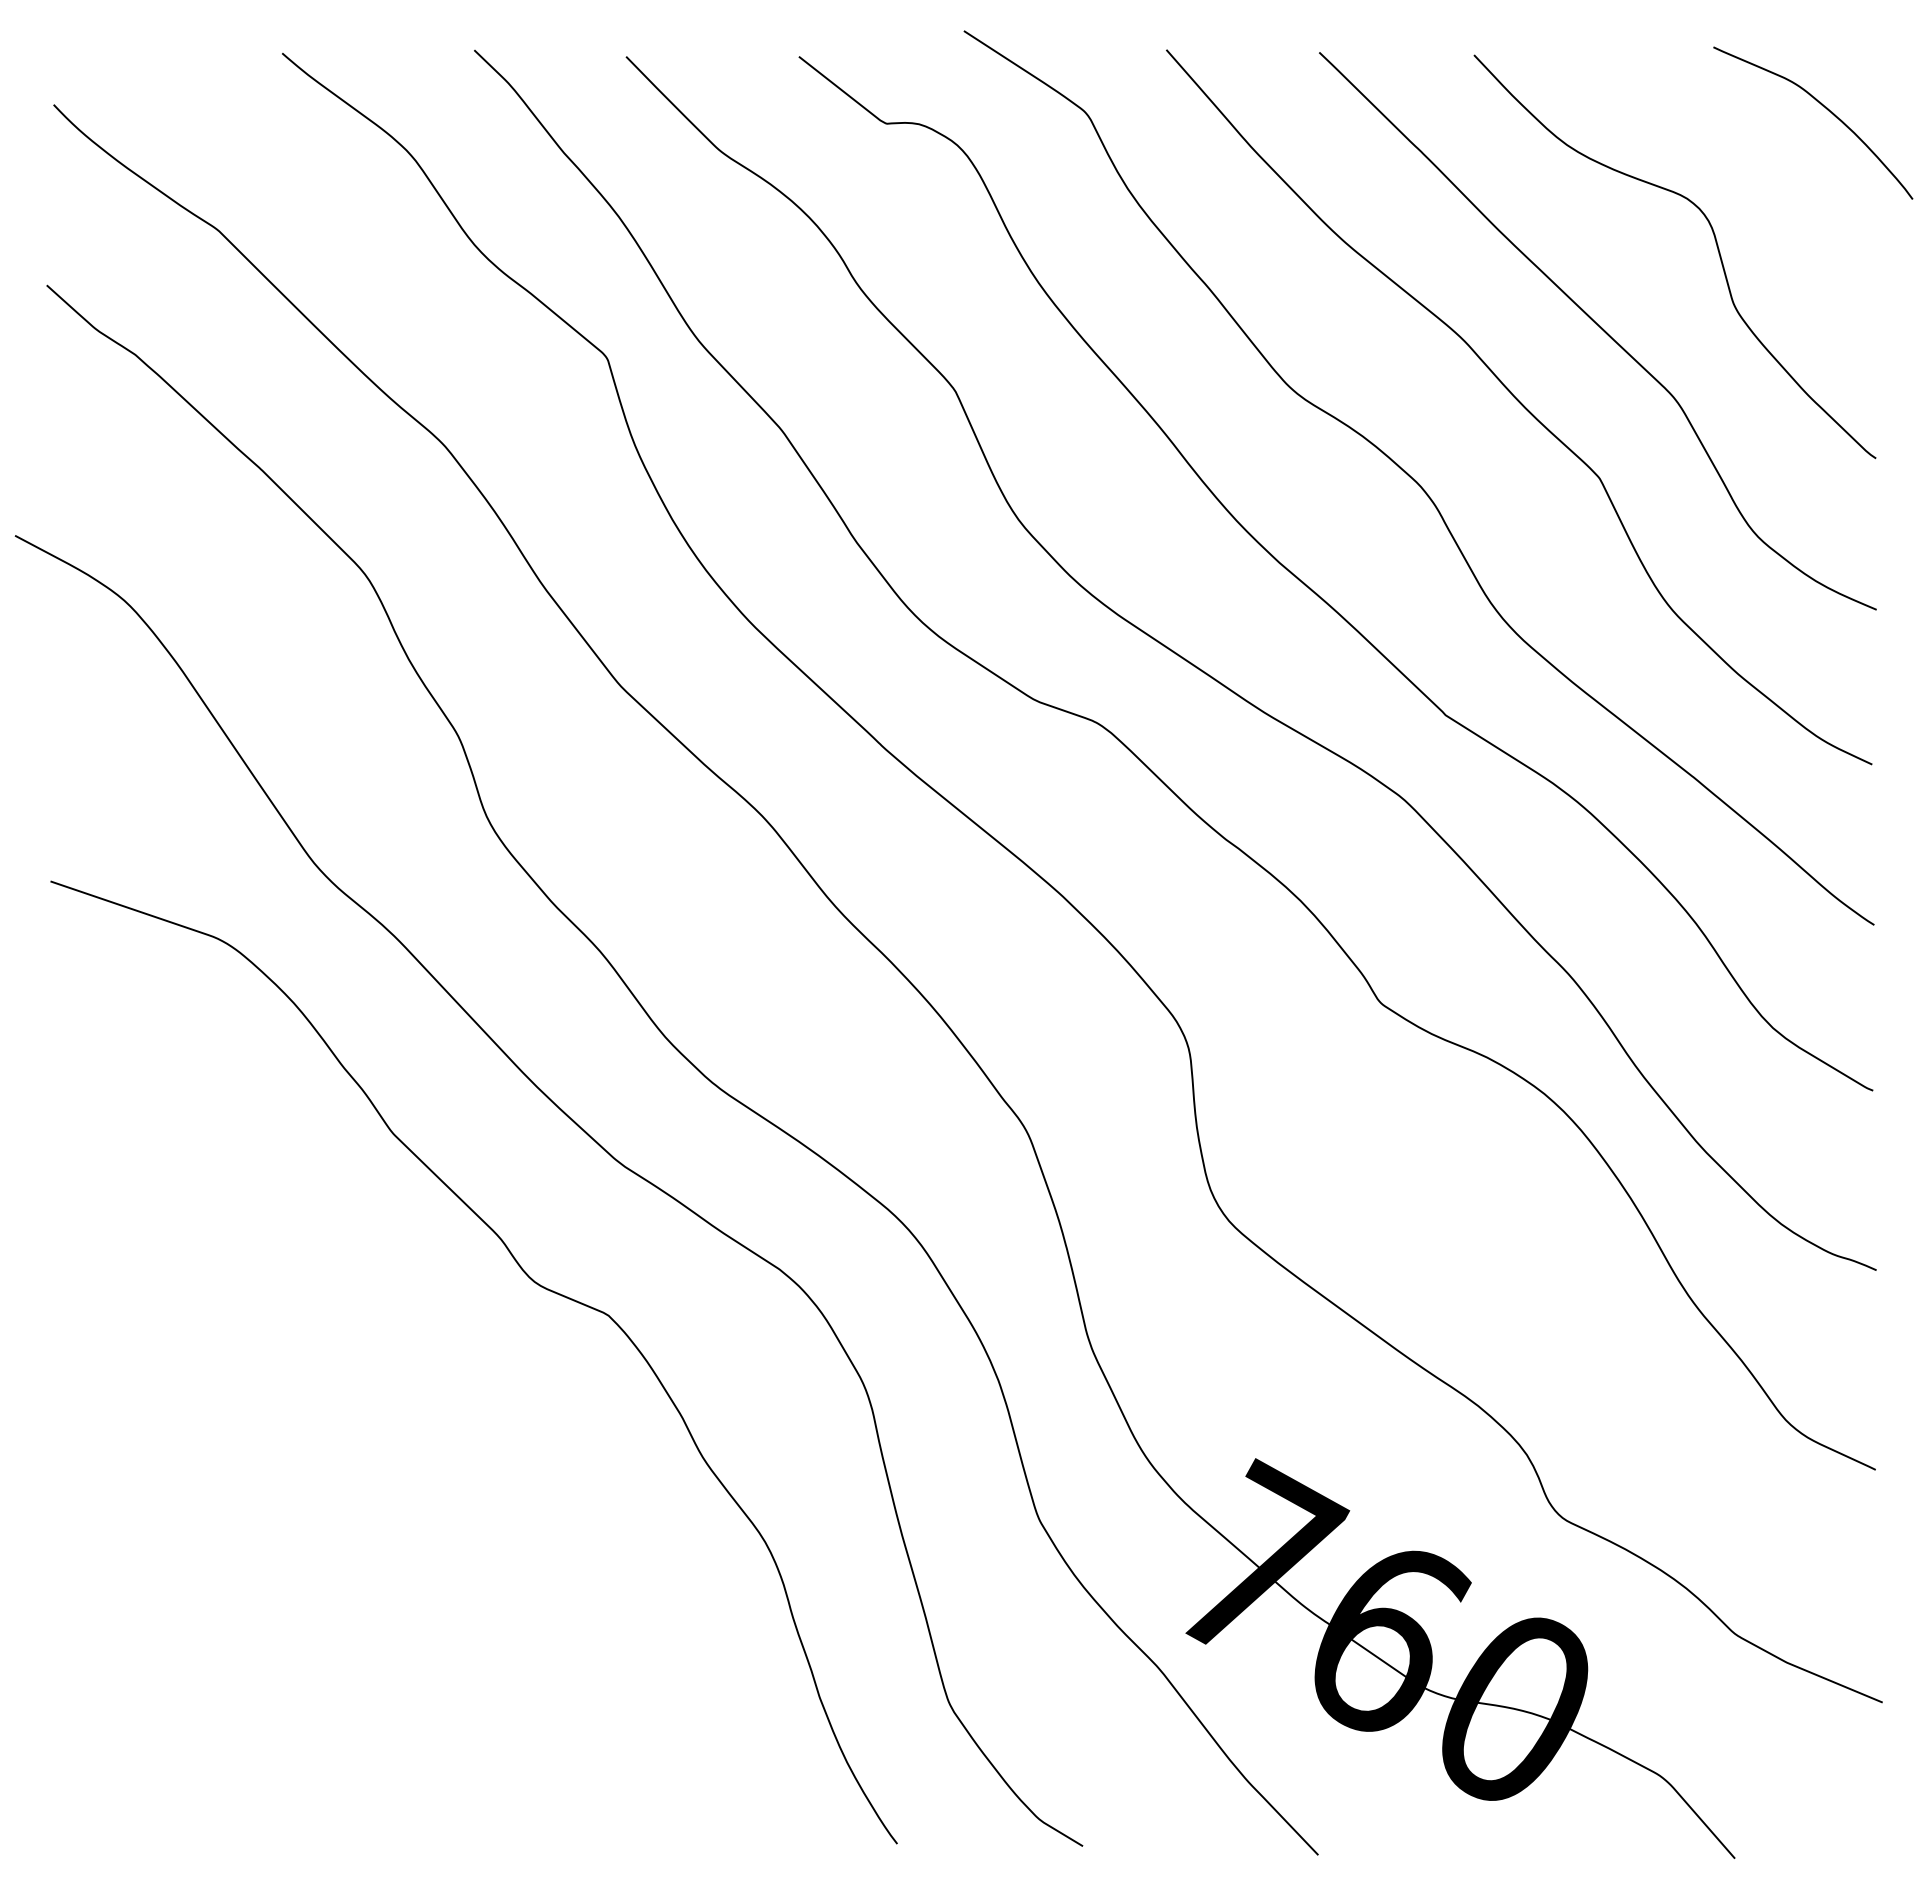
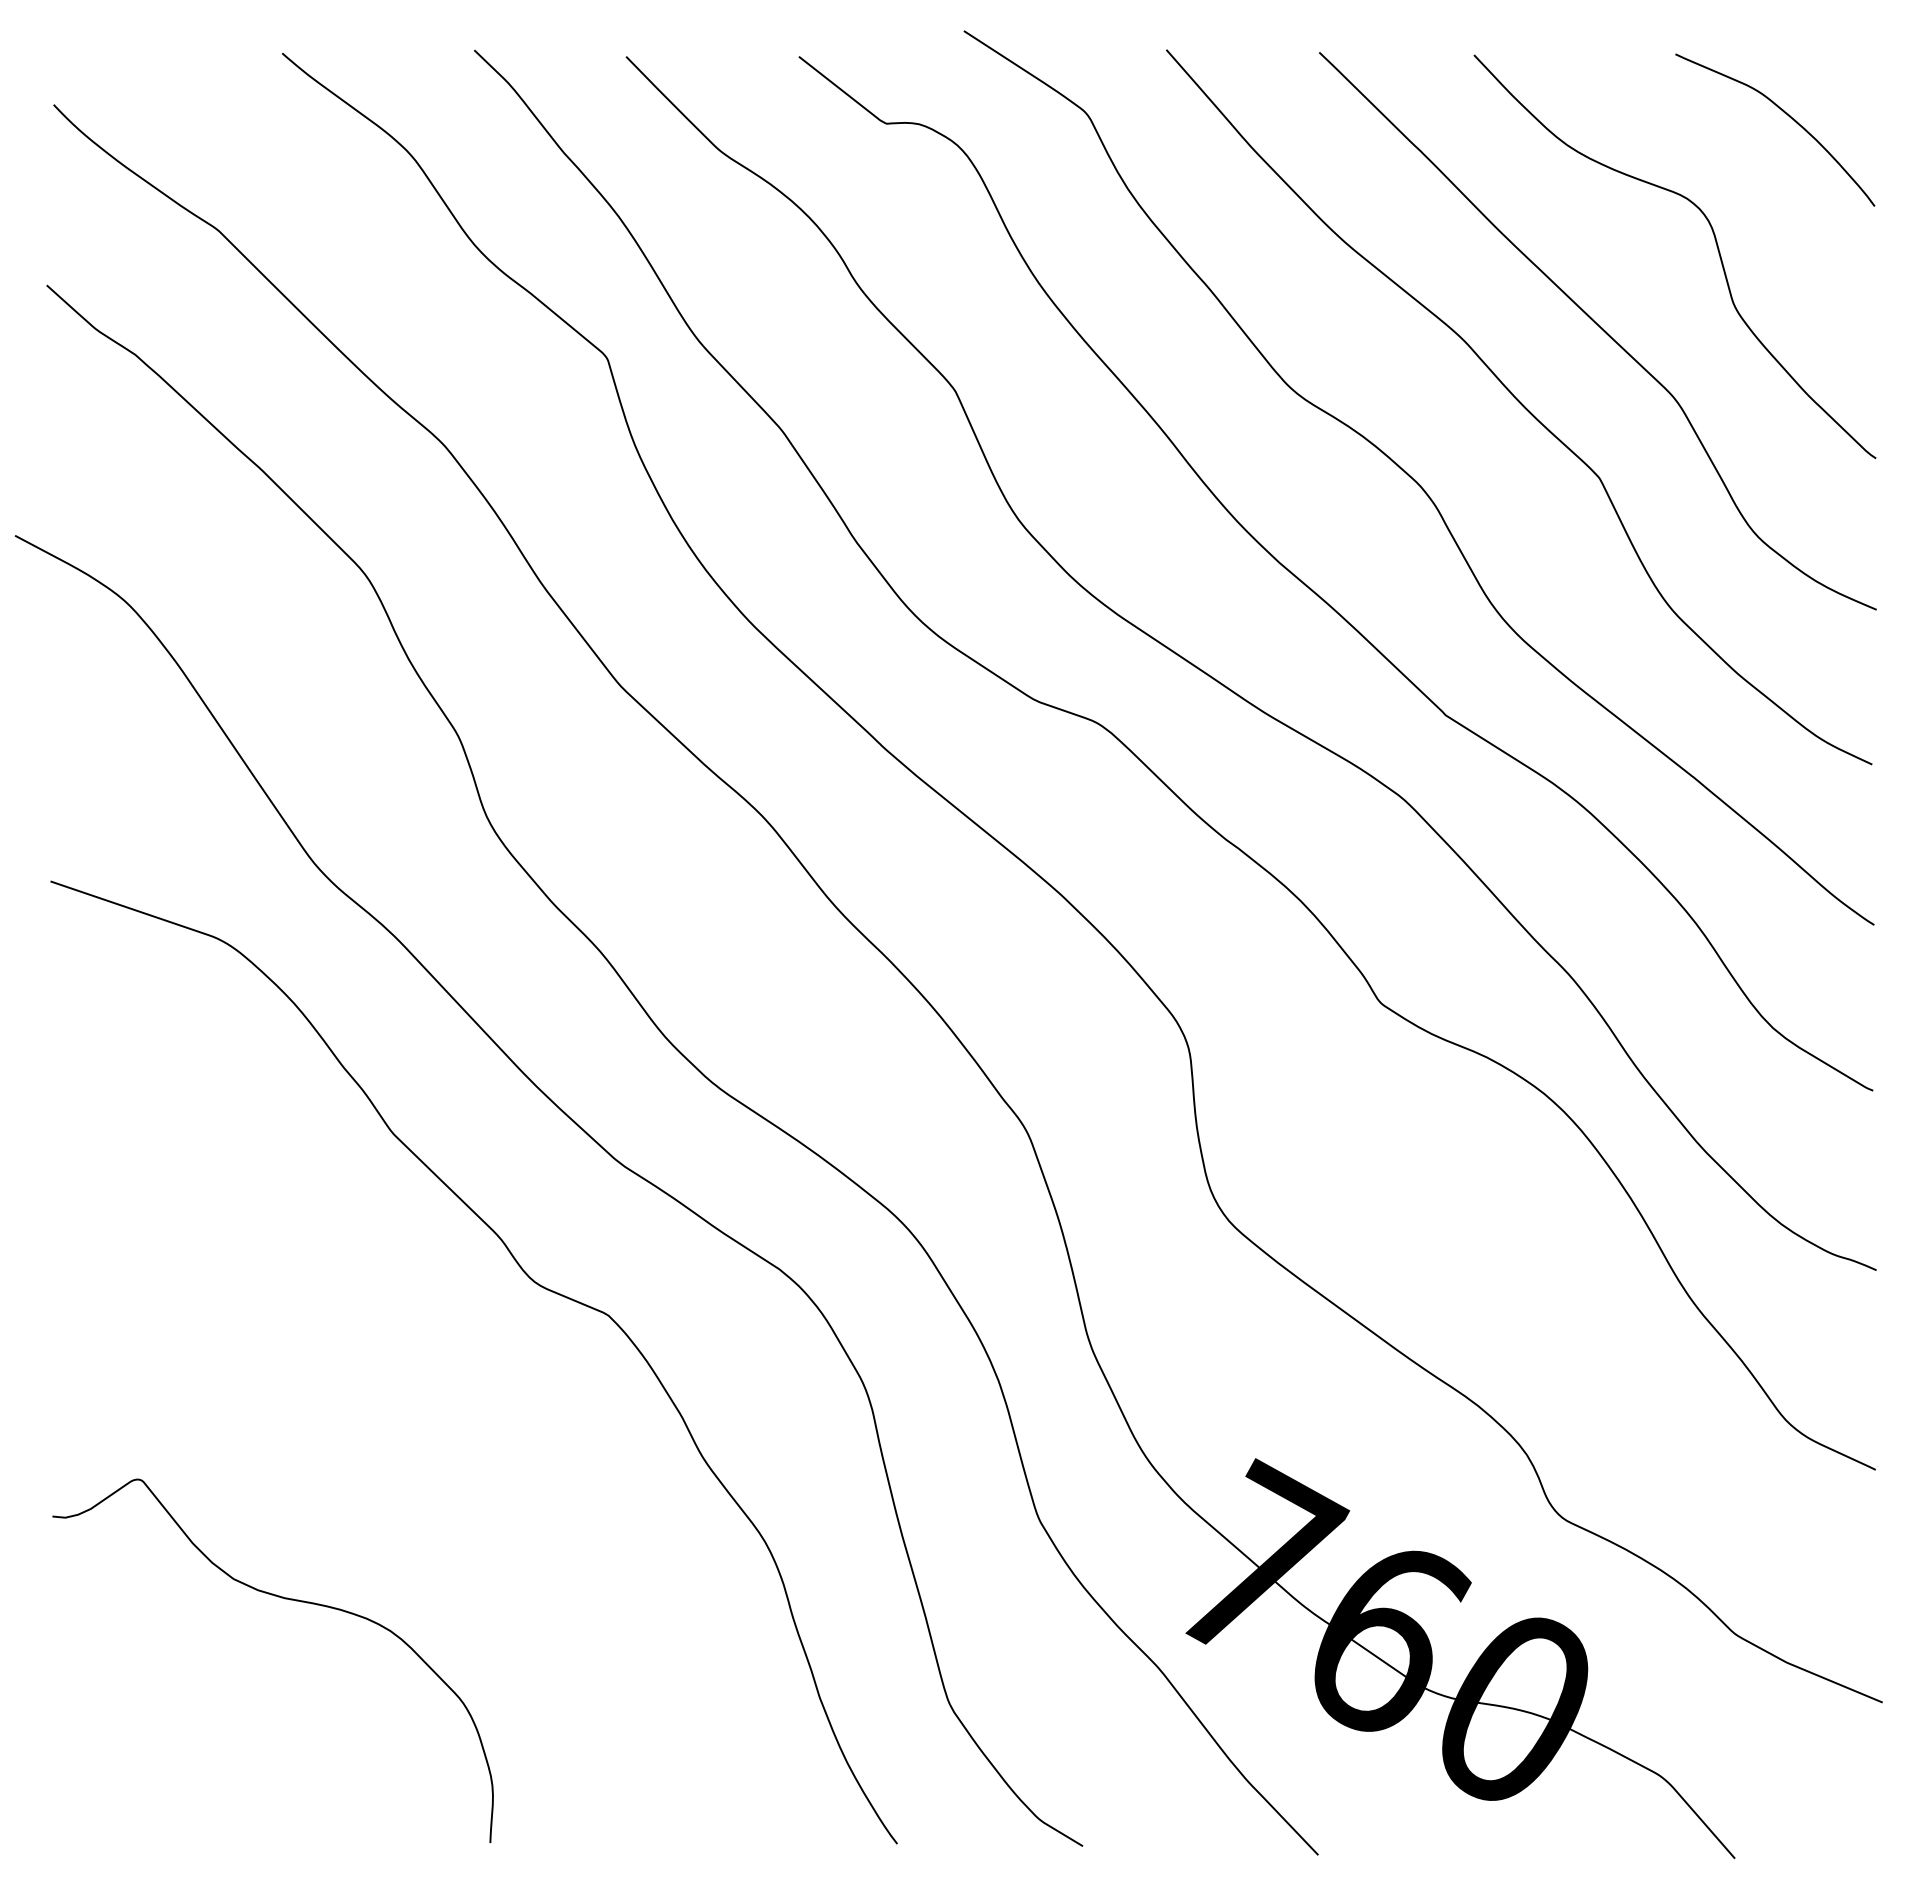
curve position: (1822, 106) -> (1784, 113) (1784, 113)
curve: none -> present (285, 1599)
